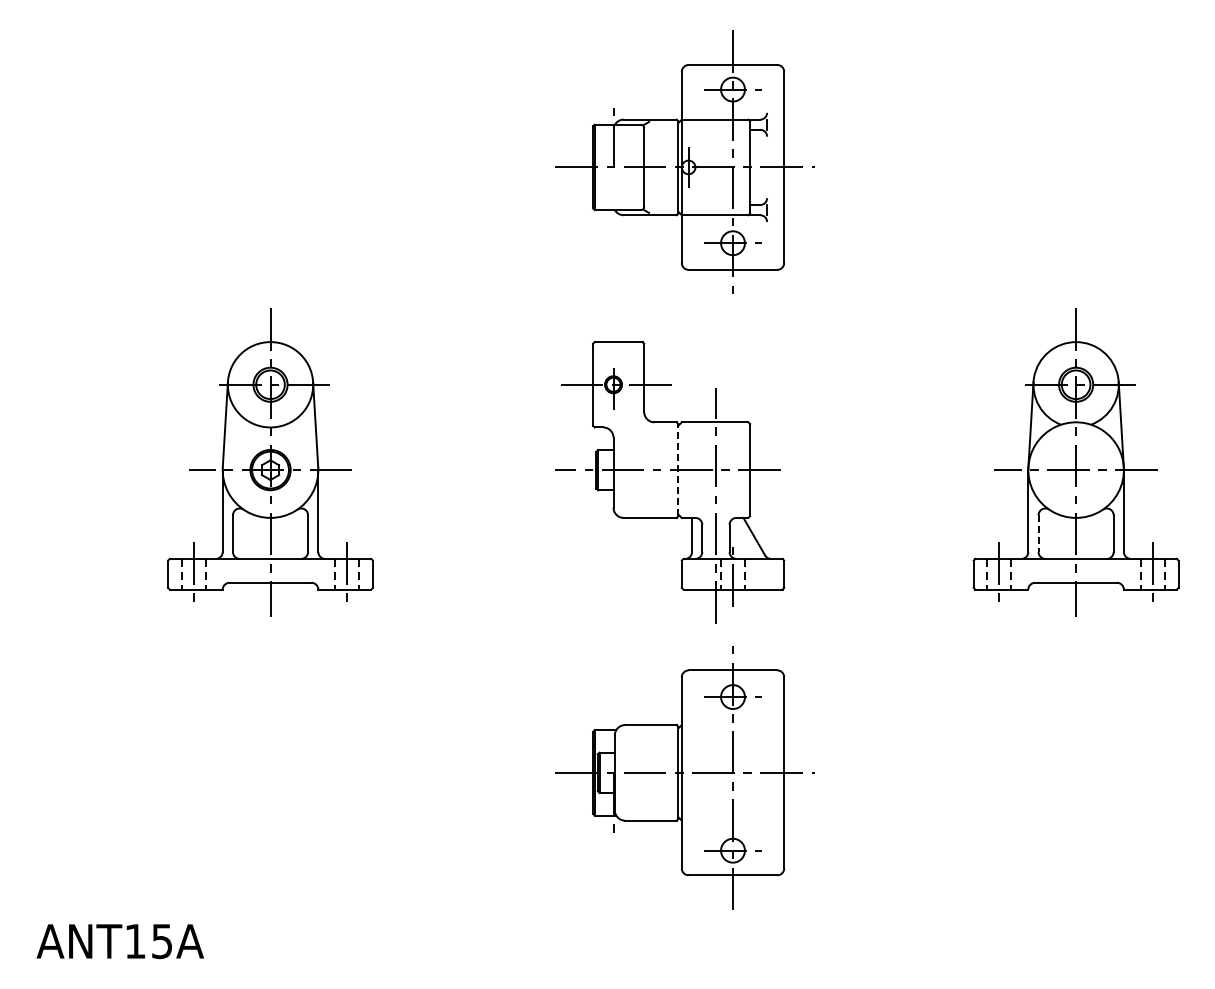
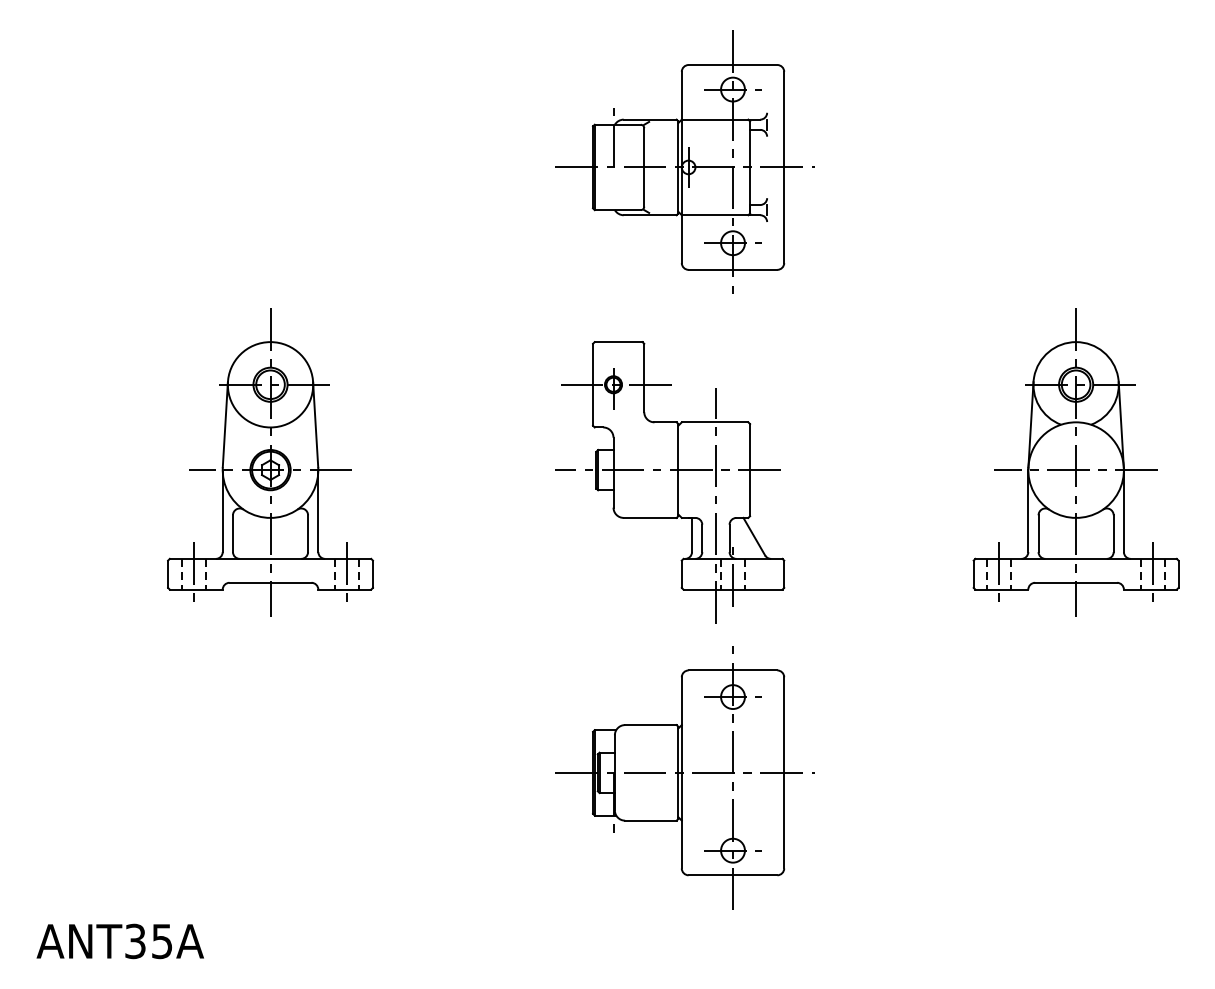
line: dashed -> solid (678, 469)
line: dashed -> solid (1038, 534)
text: ANT15A -> ANT35A (135, 941)
